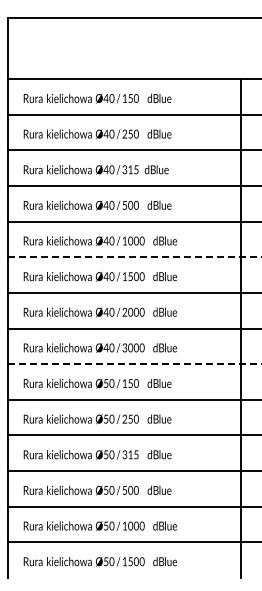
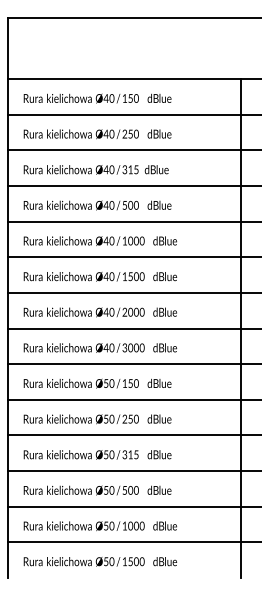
line: dashed -> solid (134, 257)
line: dashed -> solid (134, 364)
